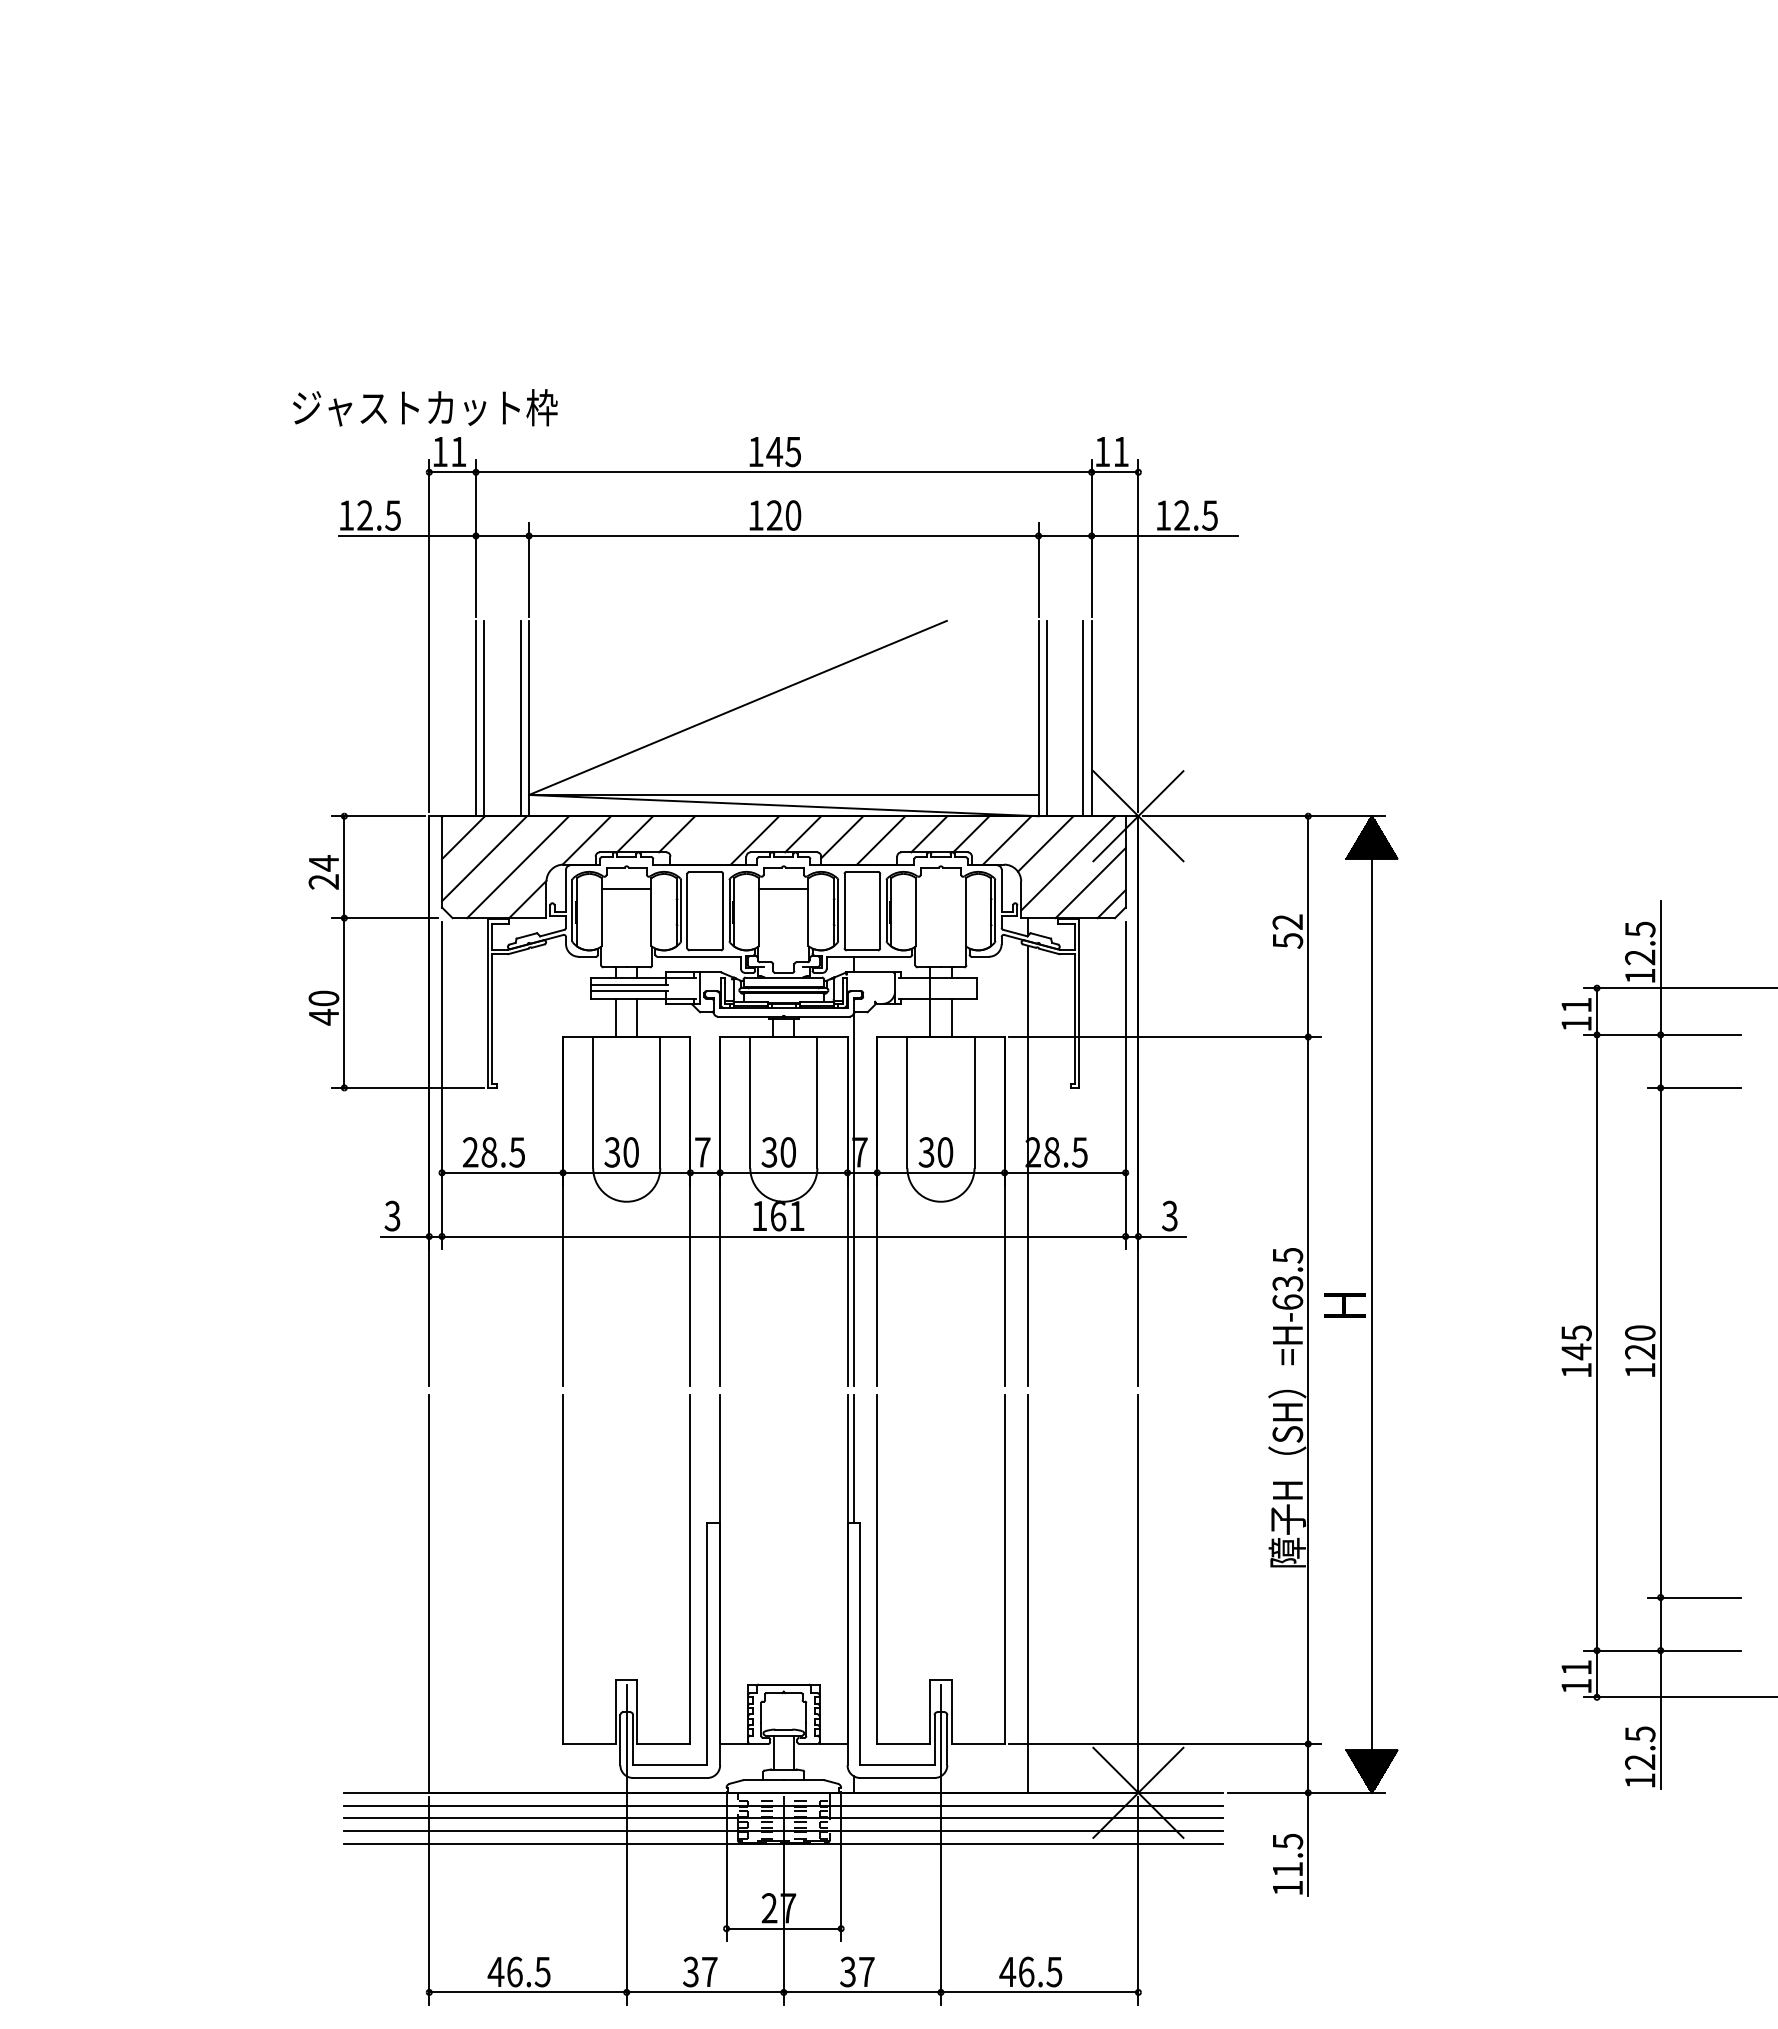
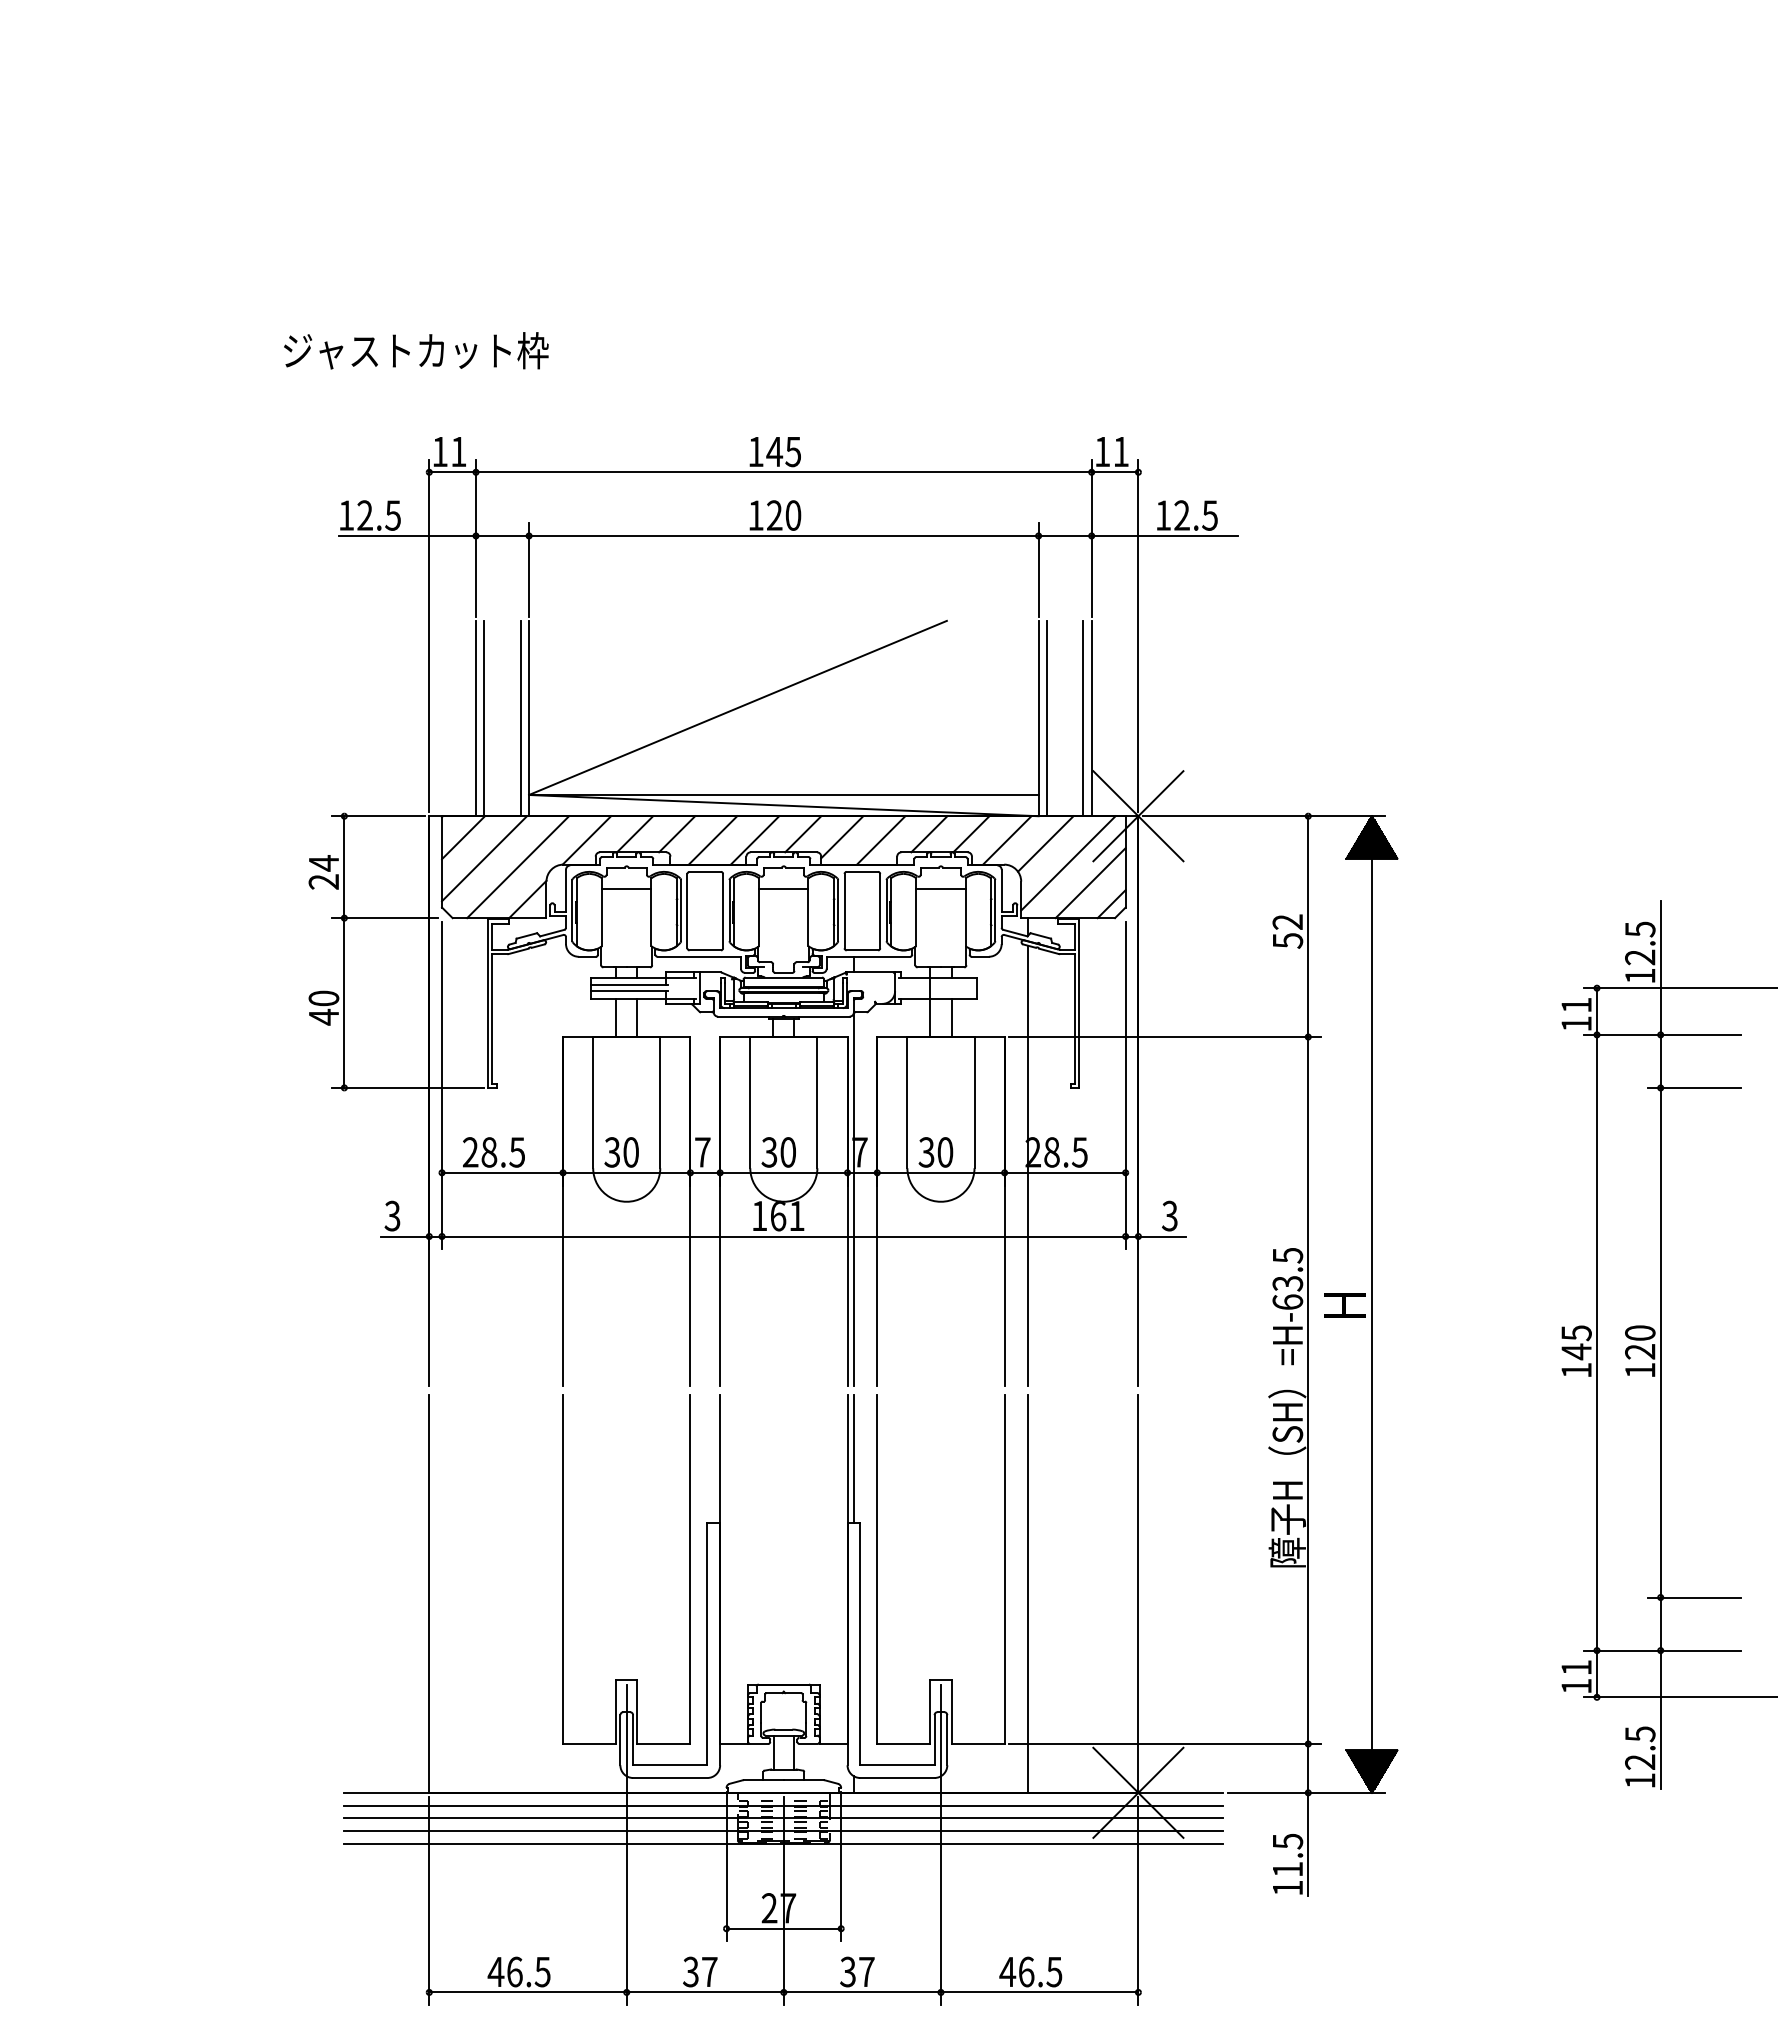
text position: (425, 407) -> (416, 350) (416, 350)
line: none -> present (712, 840)
line: none -> present (940, 888)
